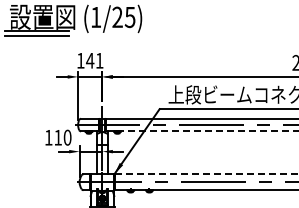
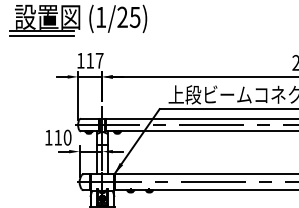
part position: (73, 20) -> (78, 20) (78, 20)
text: 141 -> 117 (94, 60)
line: dashed -> solid (202, 131)
line: dashed -> solid (207, 174)
